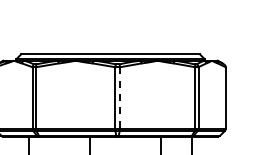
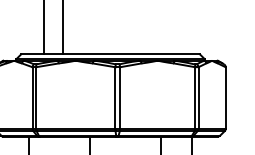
line: none -> present (44, 28)
line: none -> present (63, 28)
line: dashed -> solid (120, 98)
